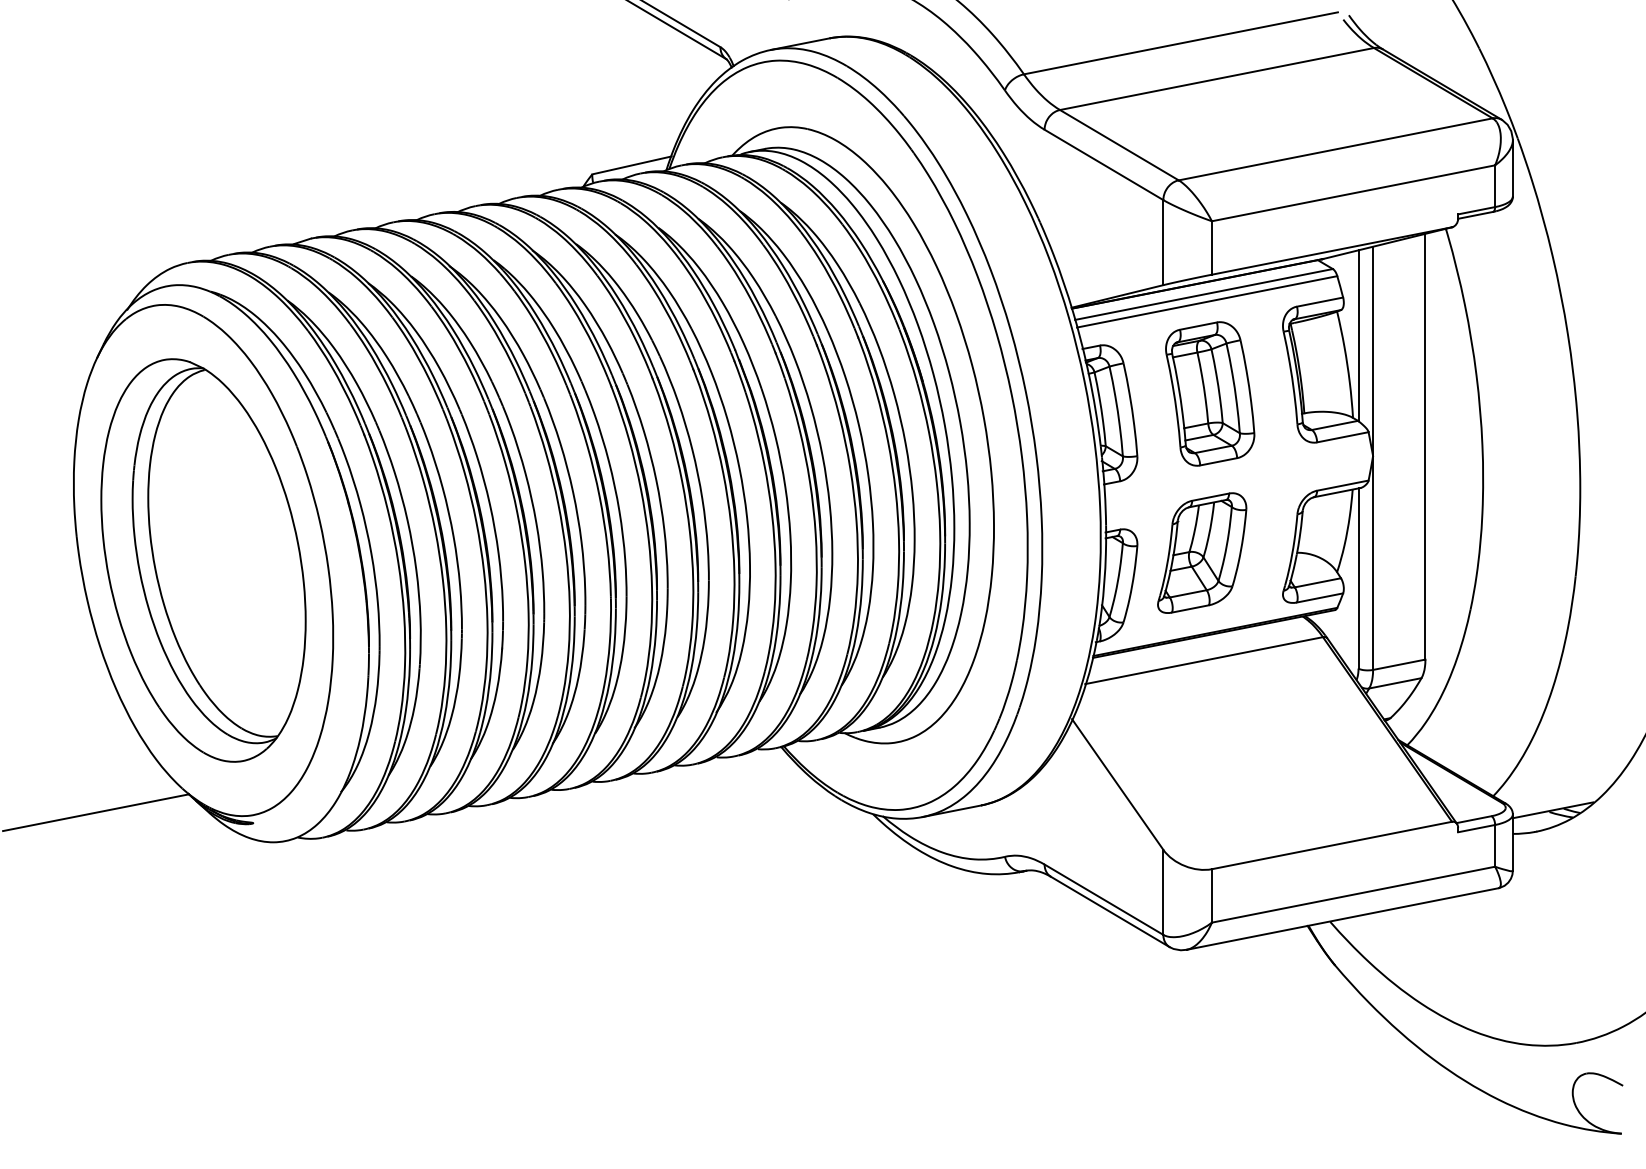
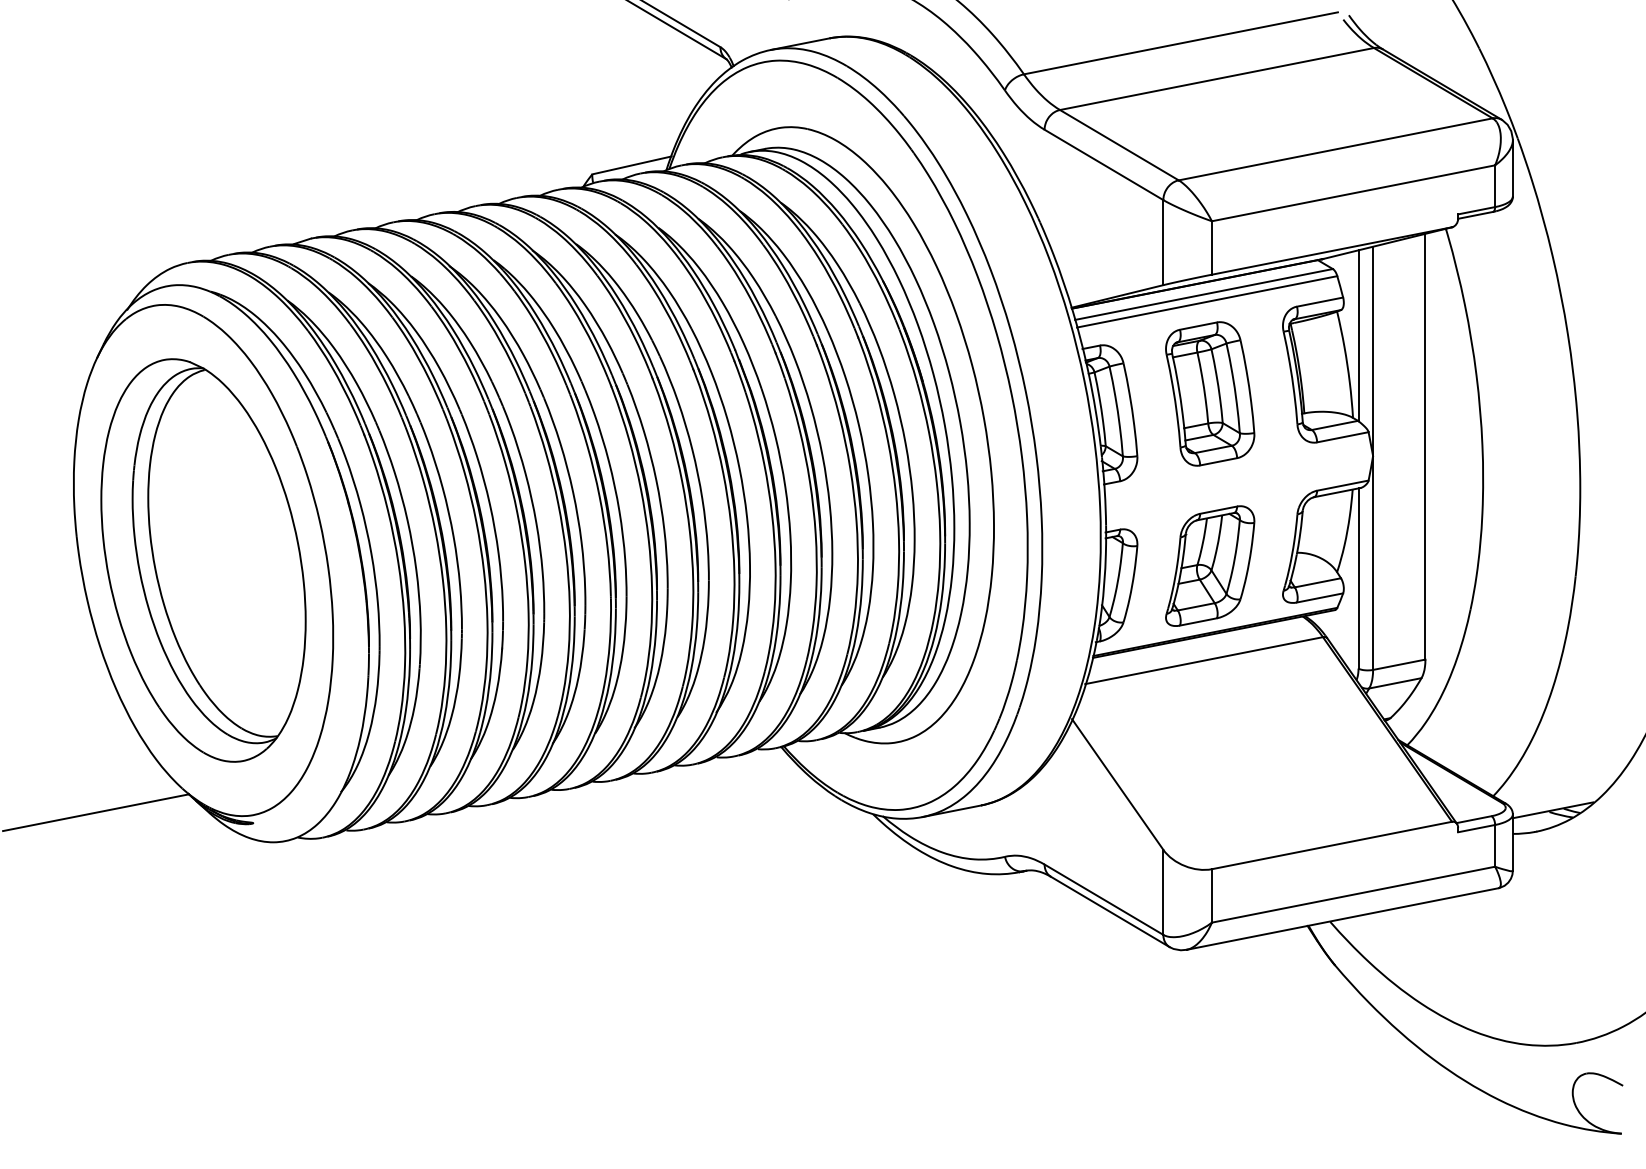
part position: (1202, 552) -> (1210, 565) (1210, 565)
